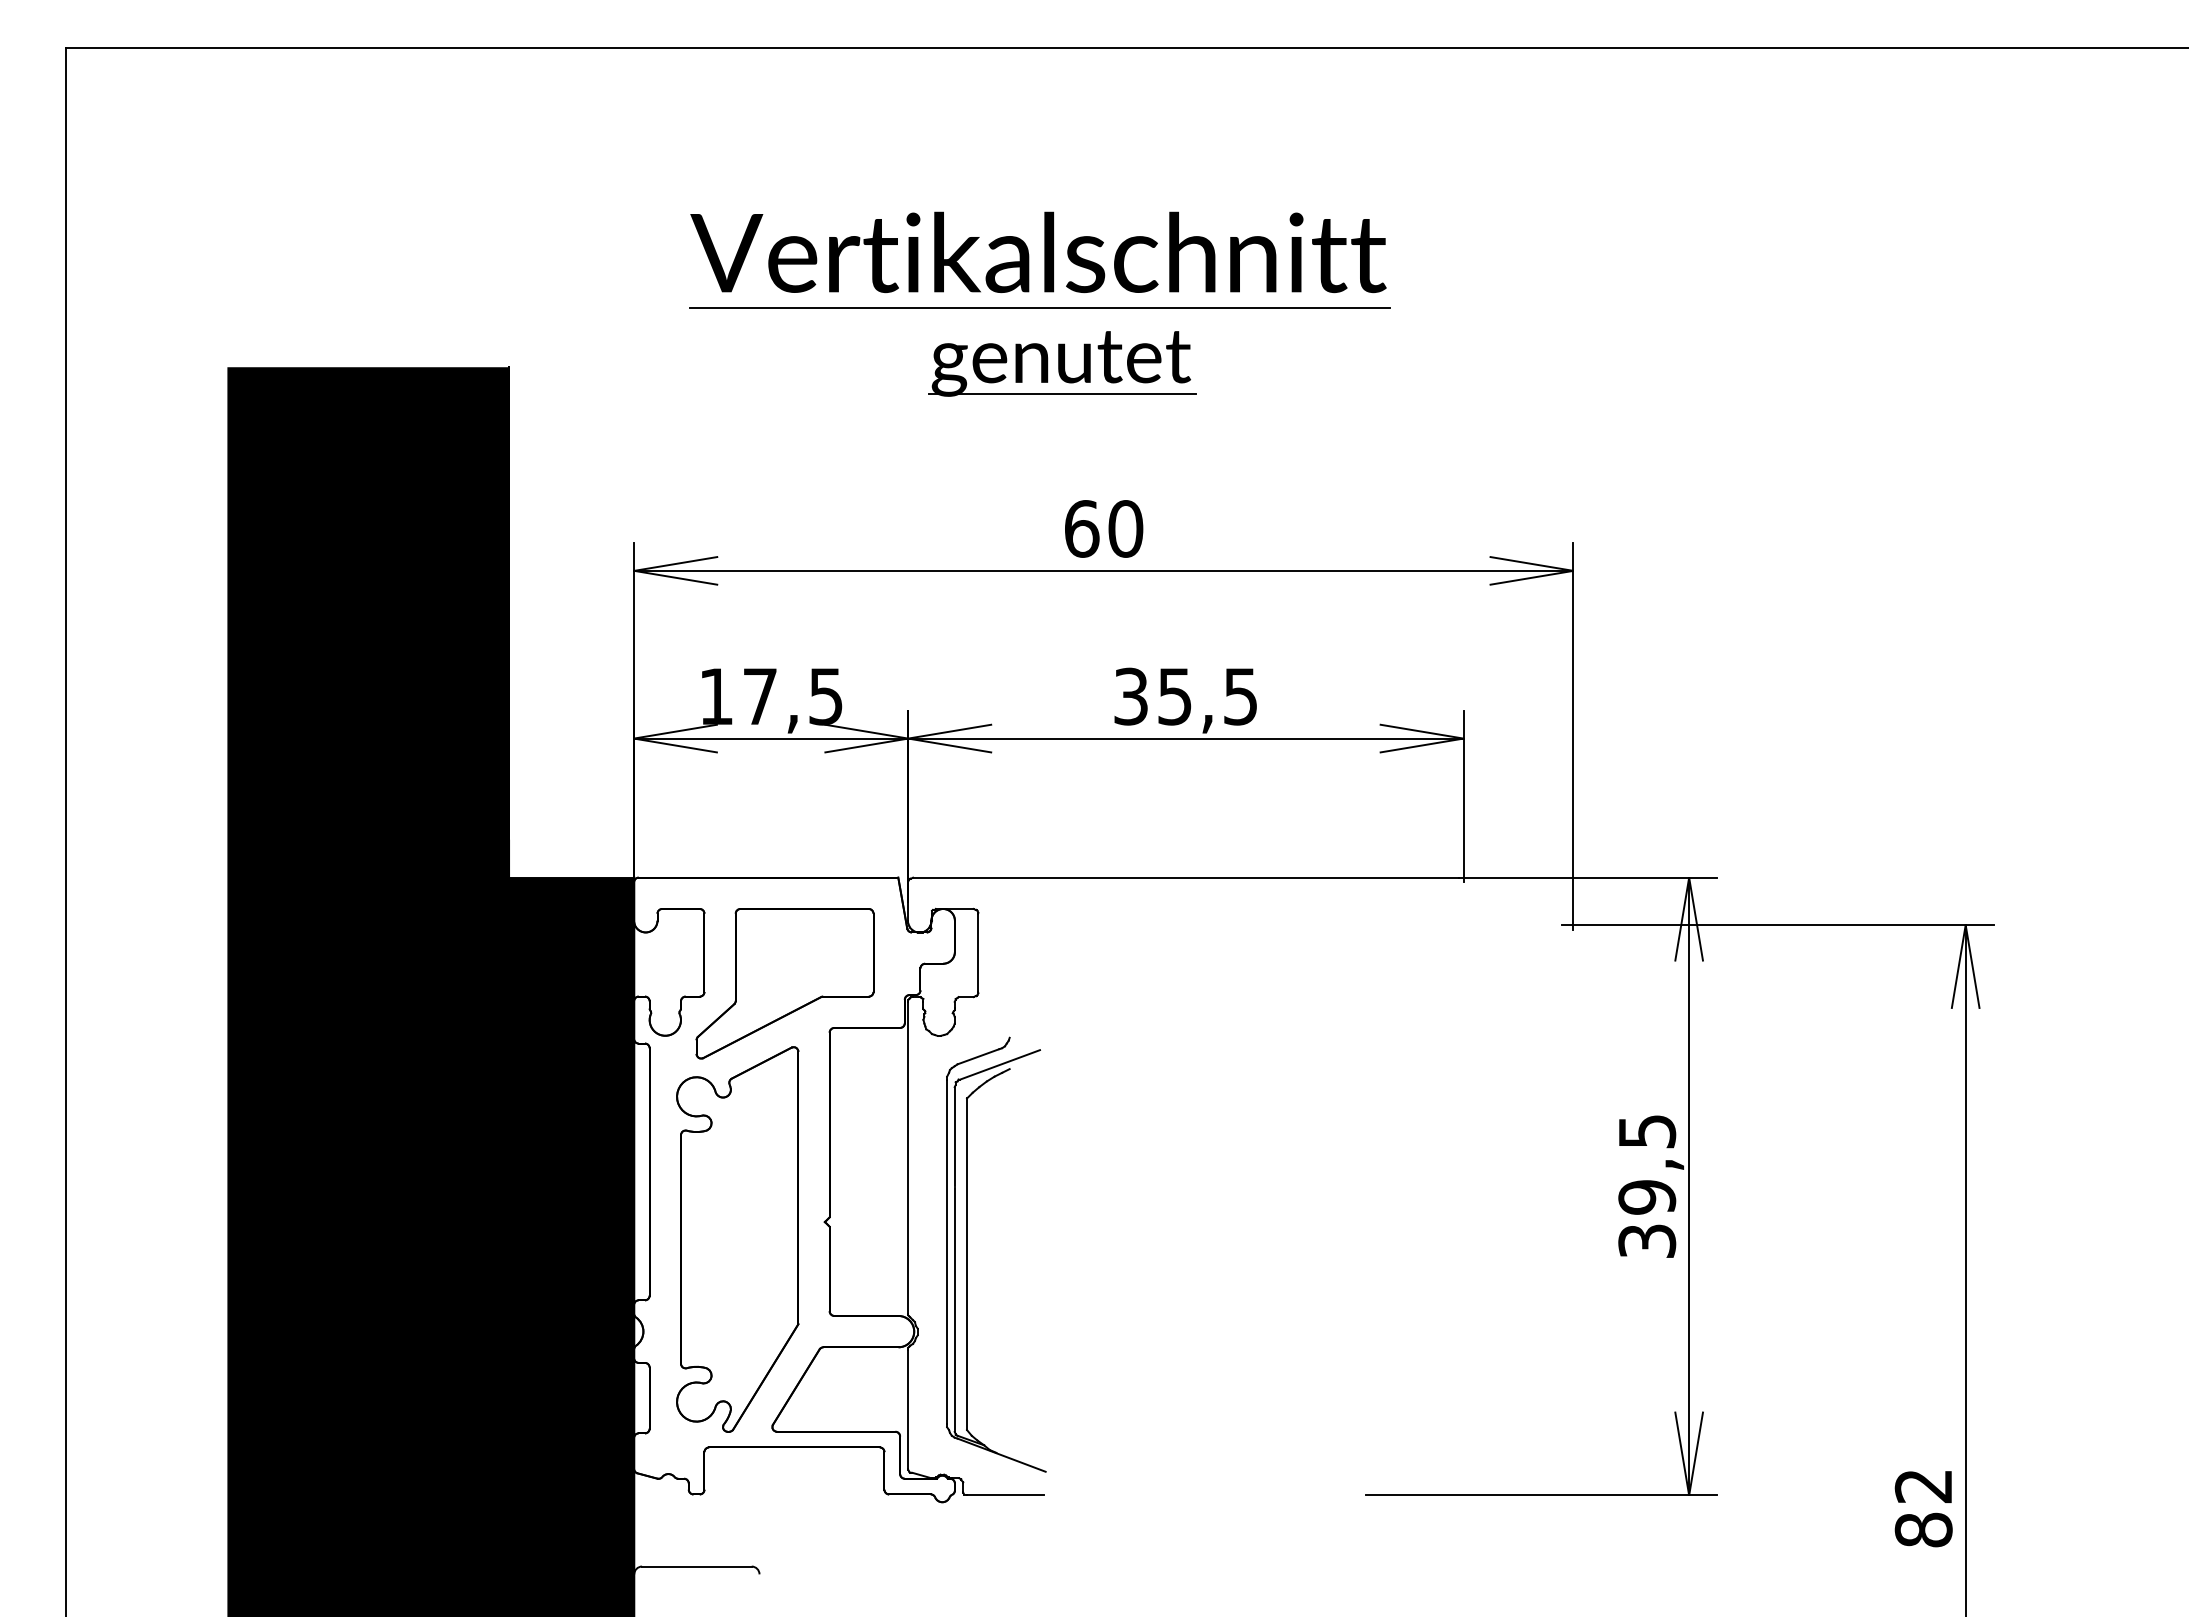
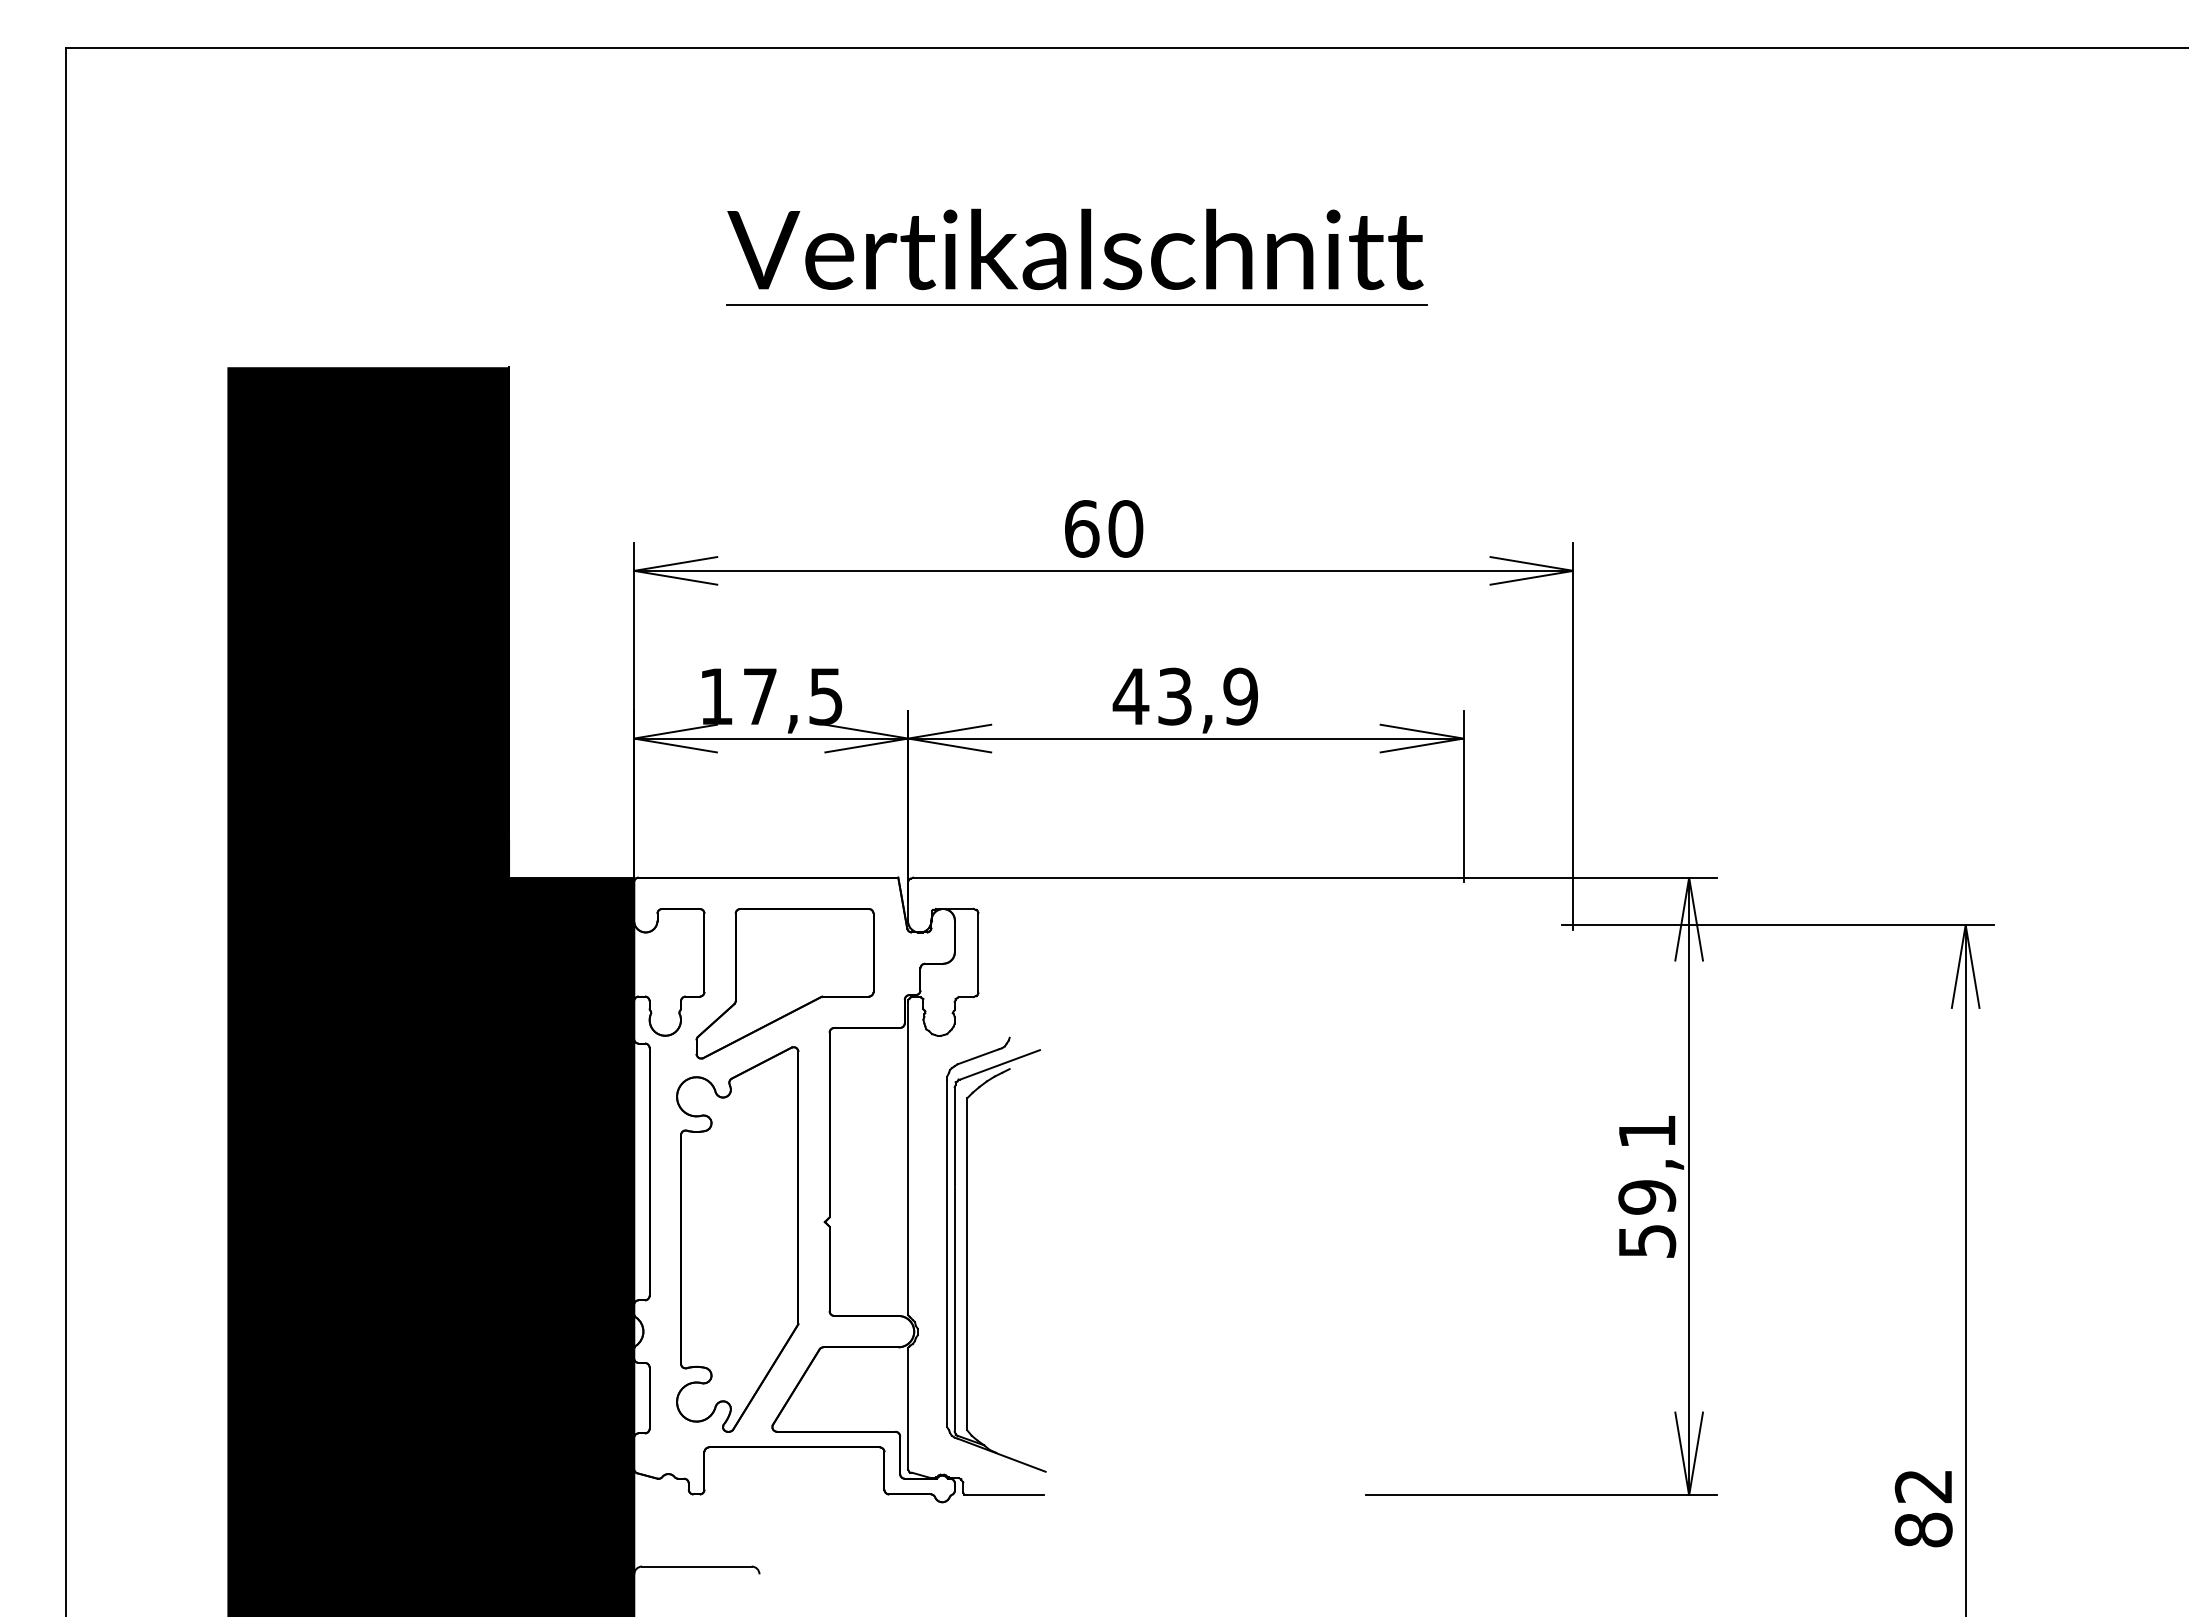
part position: (1039, 259) -> (1076, 256) (1076, 256)
part: present -> none (1062, 363)
text: 35,5 -> 43,9 (1184, 696)
text: 39,5 -> 59,1 (1647, 1186)
